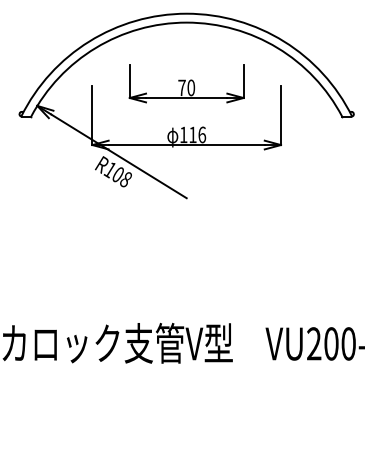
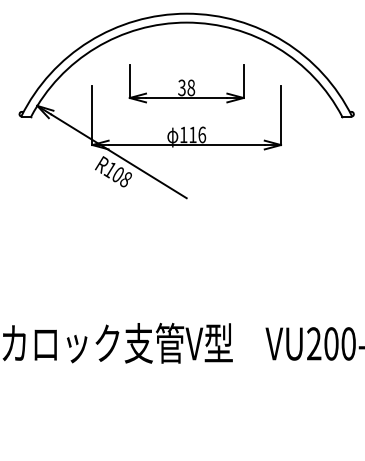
text: 70 -> 38 (186, 87)
